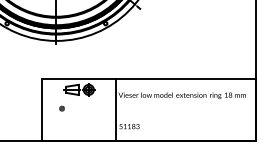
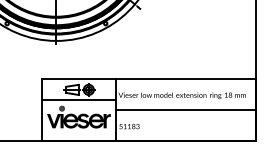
line: none -> present (79, 99)
line: none -> present (185, 109)
fill: none -> present (78, 120)
